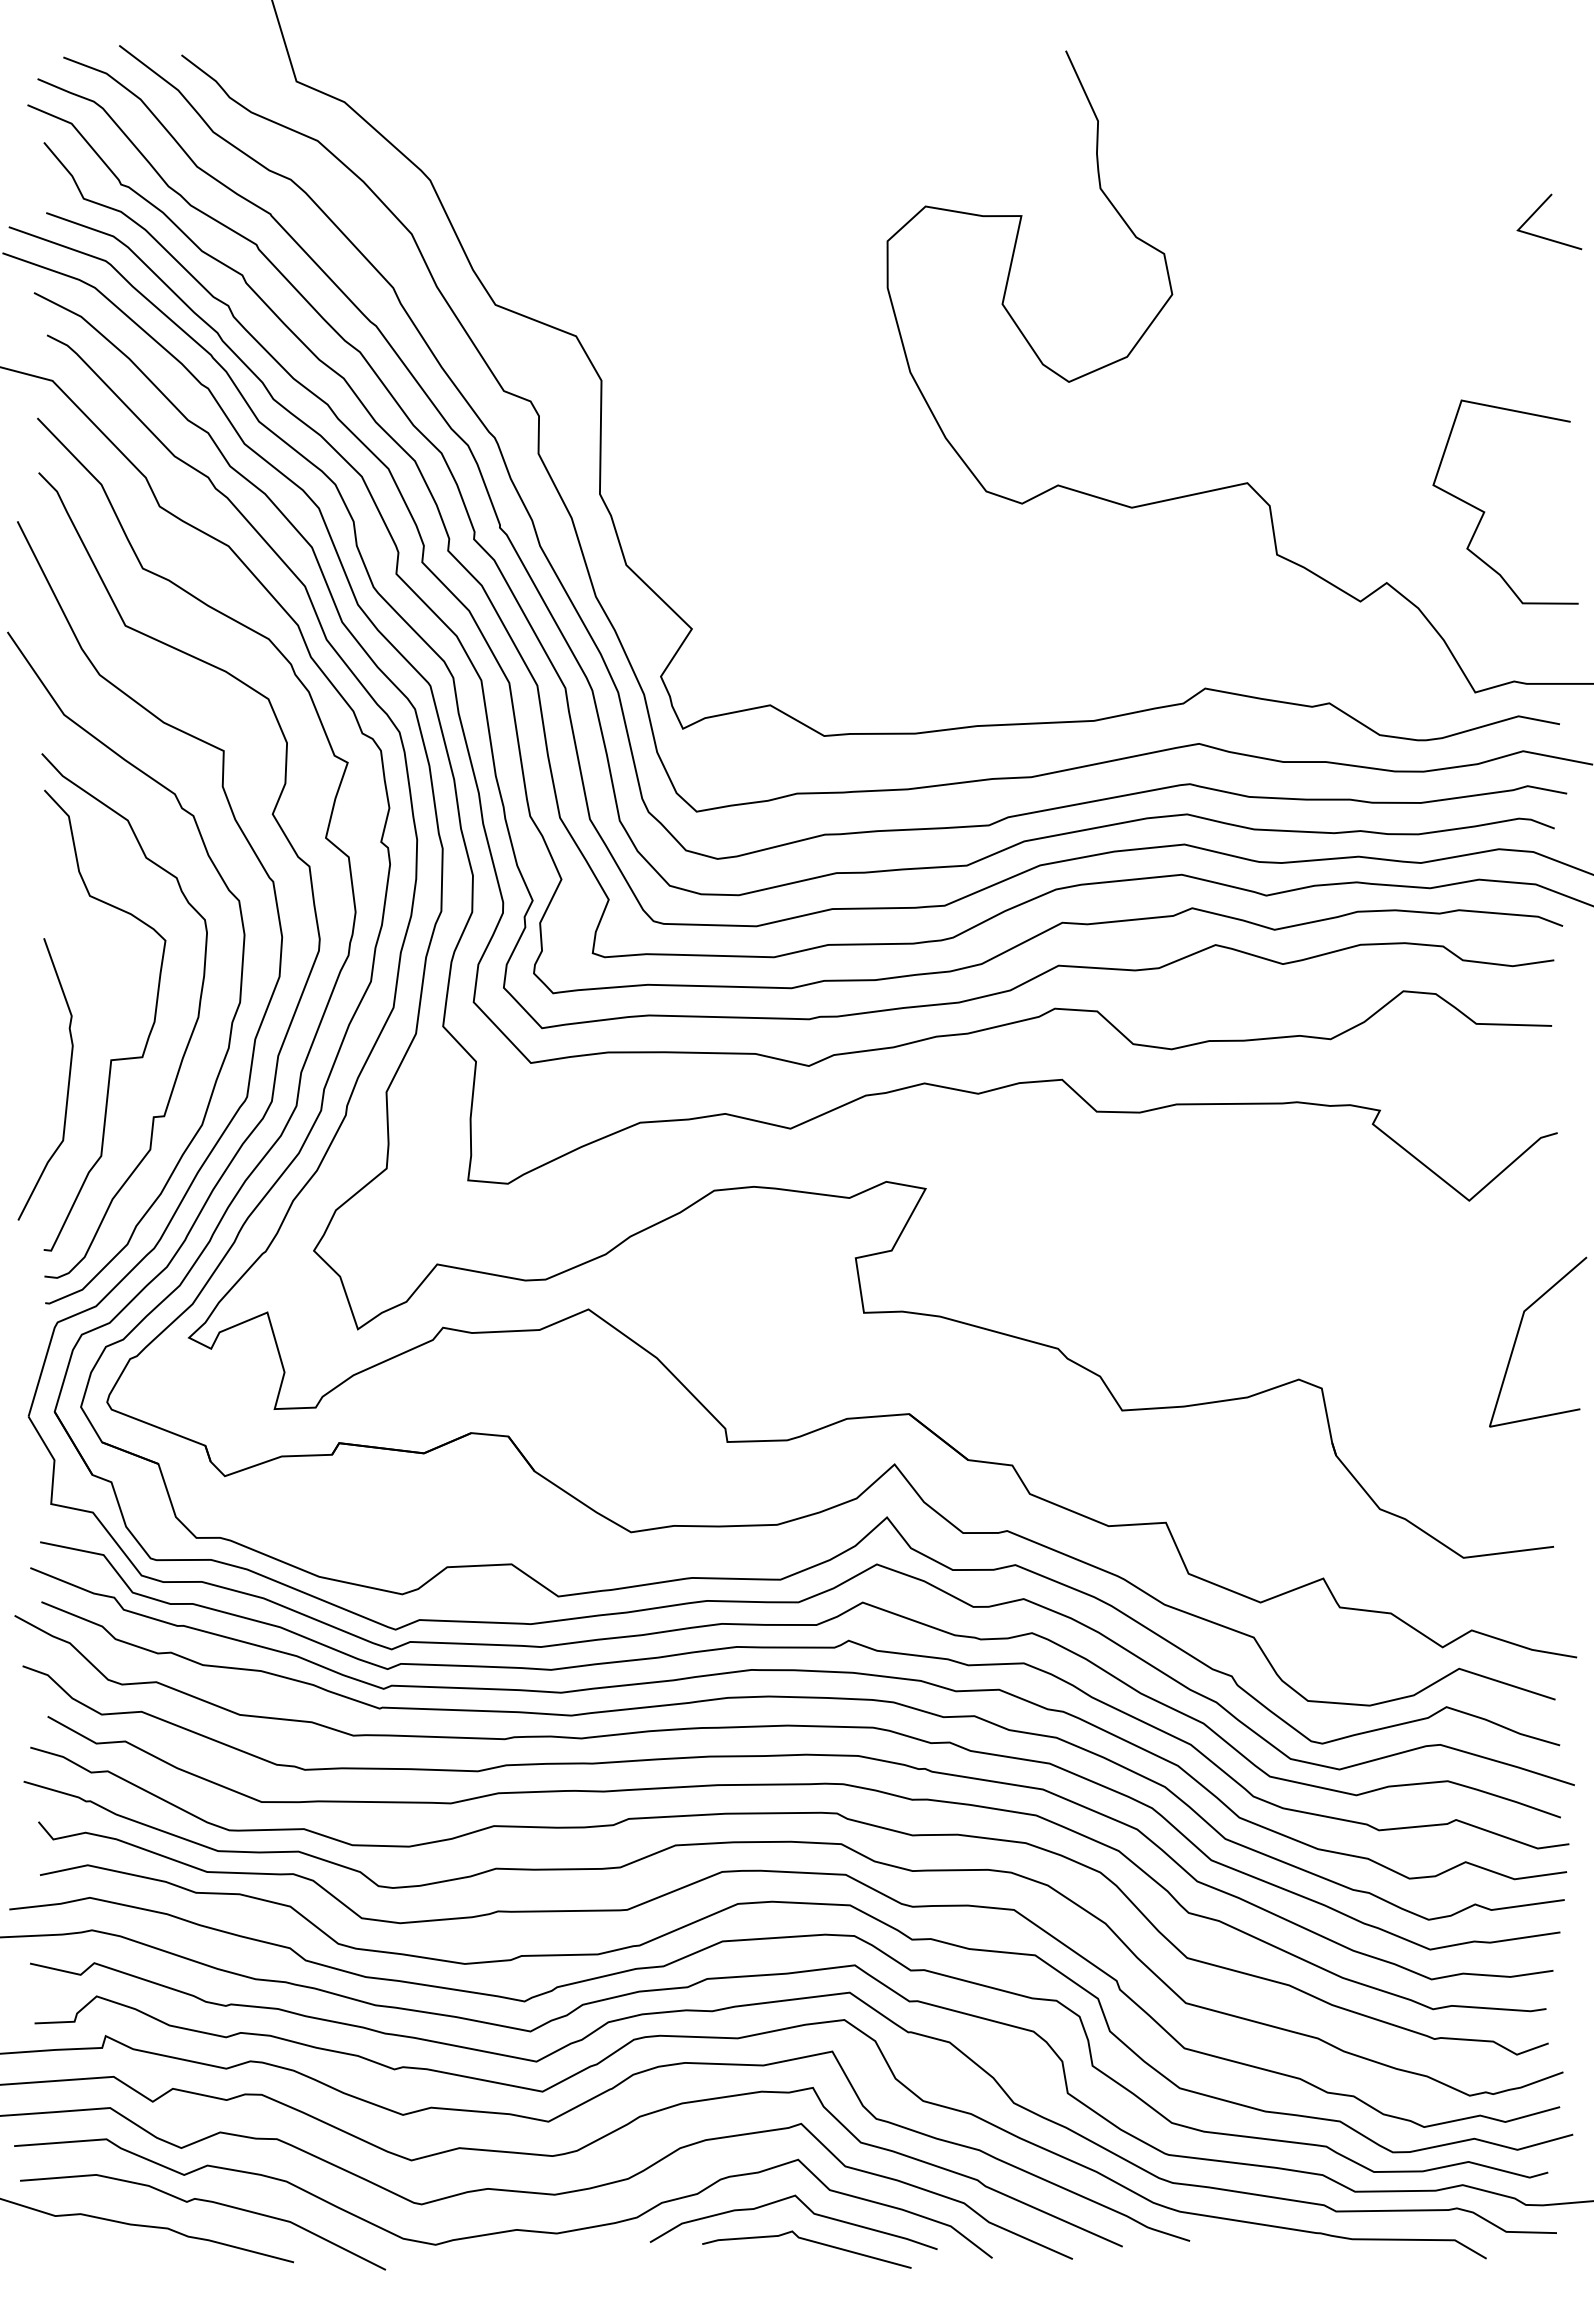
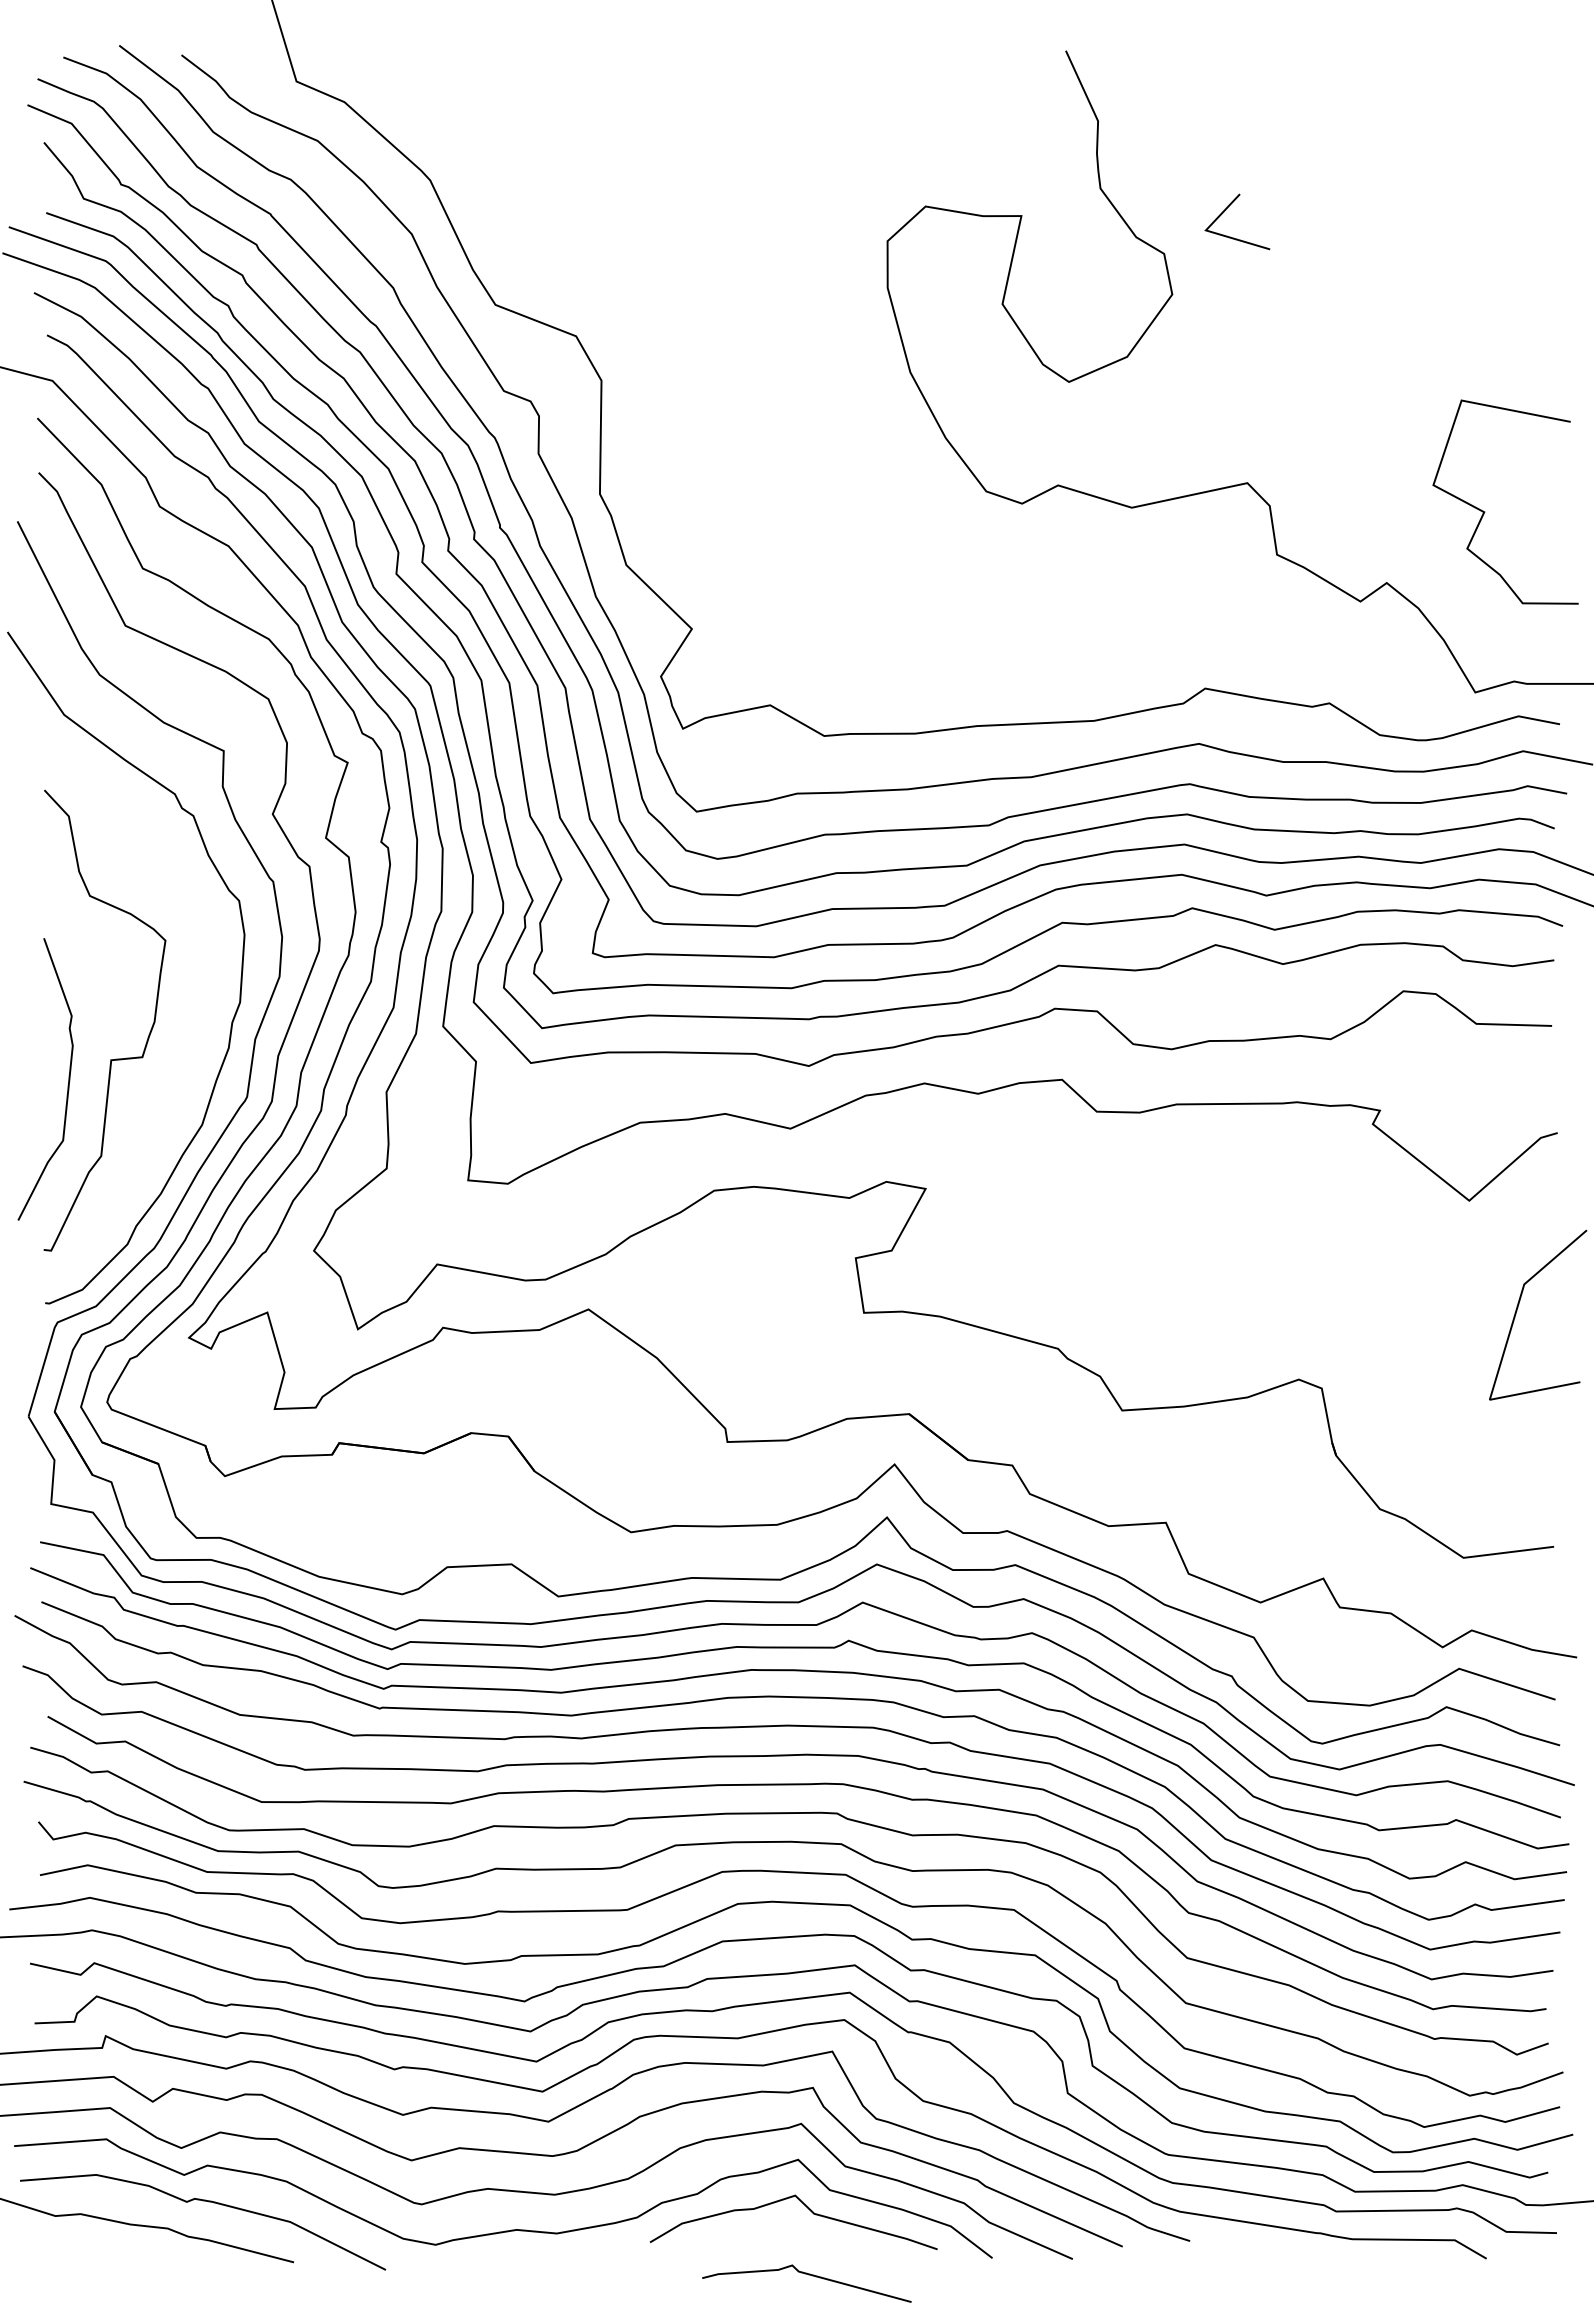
line position: (1537, 211) -> (1225, 211) (1225, 211)
curve: present -> none (187, 1042)
line position: (1518, 1334) -> (1518, 1307) (1518, 1307)
curve position: (808, 2241) -> (808, 2275) (808, 2275)
